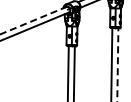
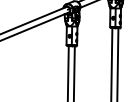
line: dashed -> solid (33, 20)
line: dashed -> solid (117, 64)
